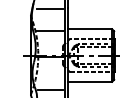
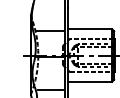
line: present -> none (49, 9)
